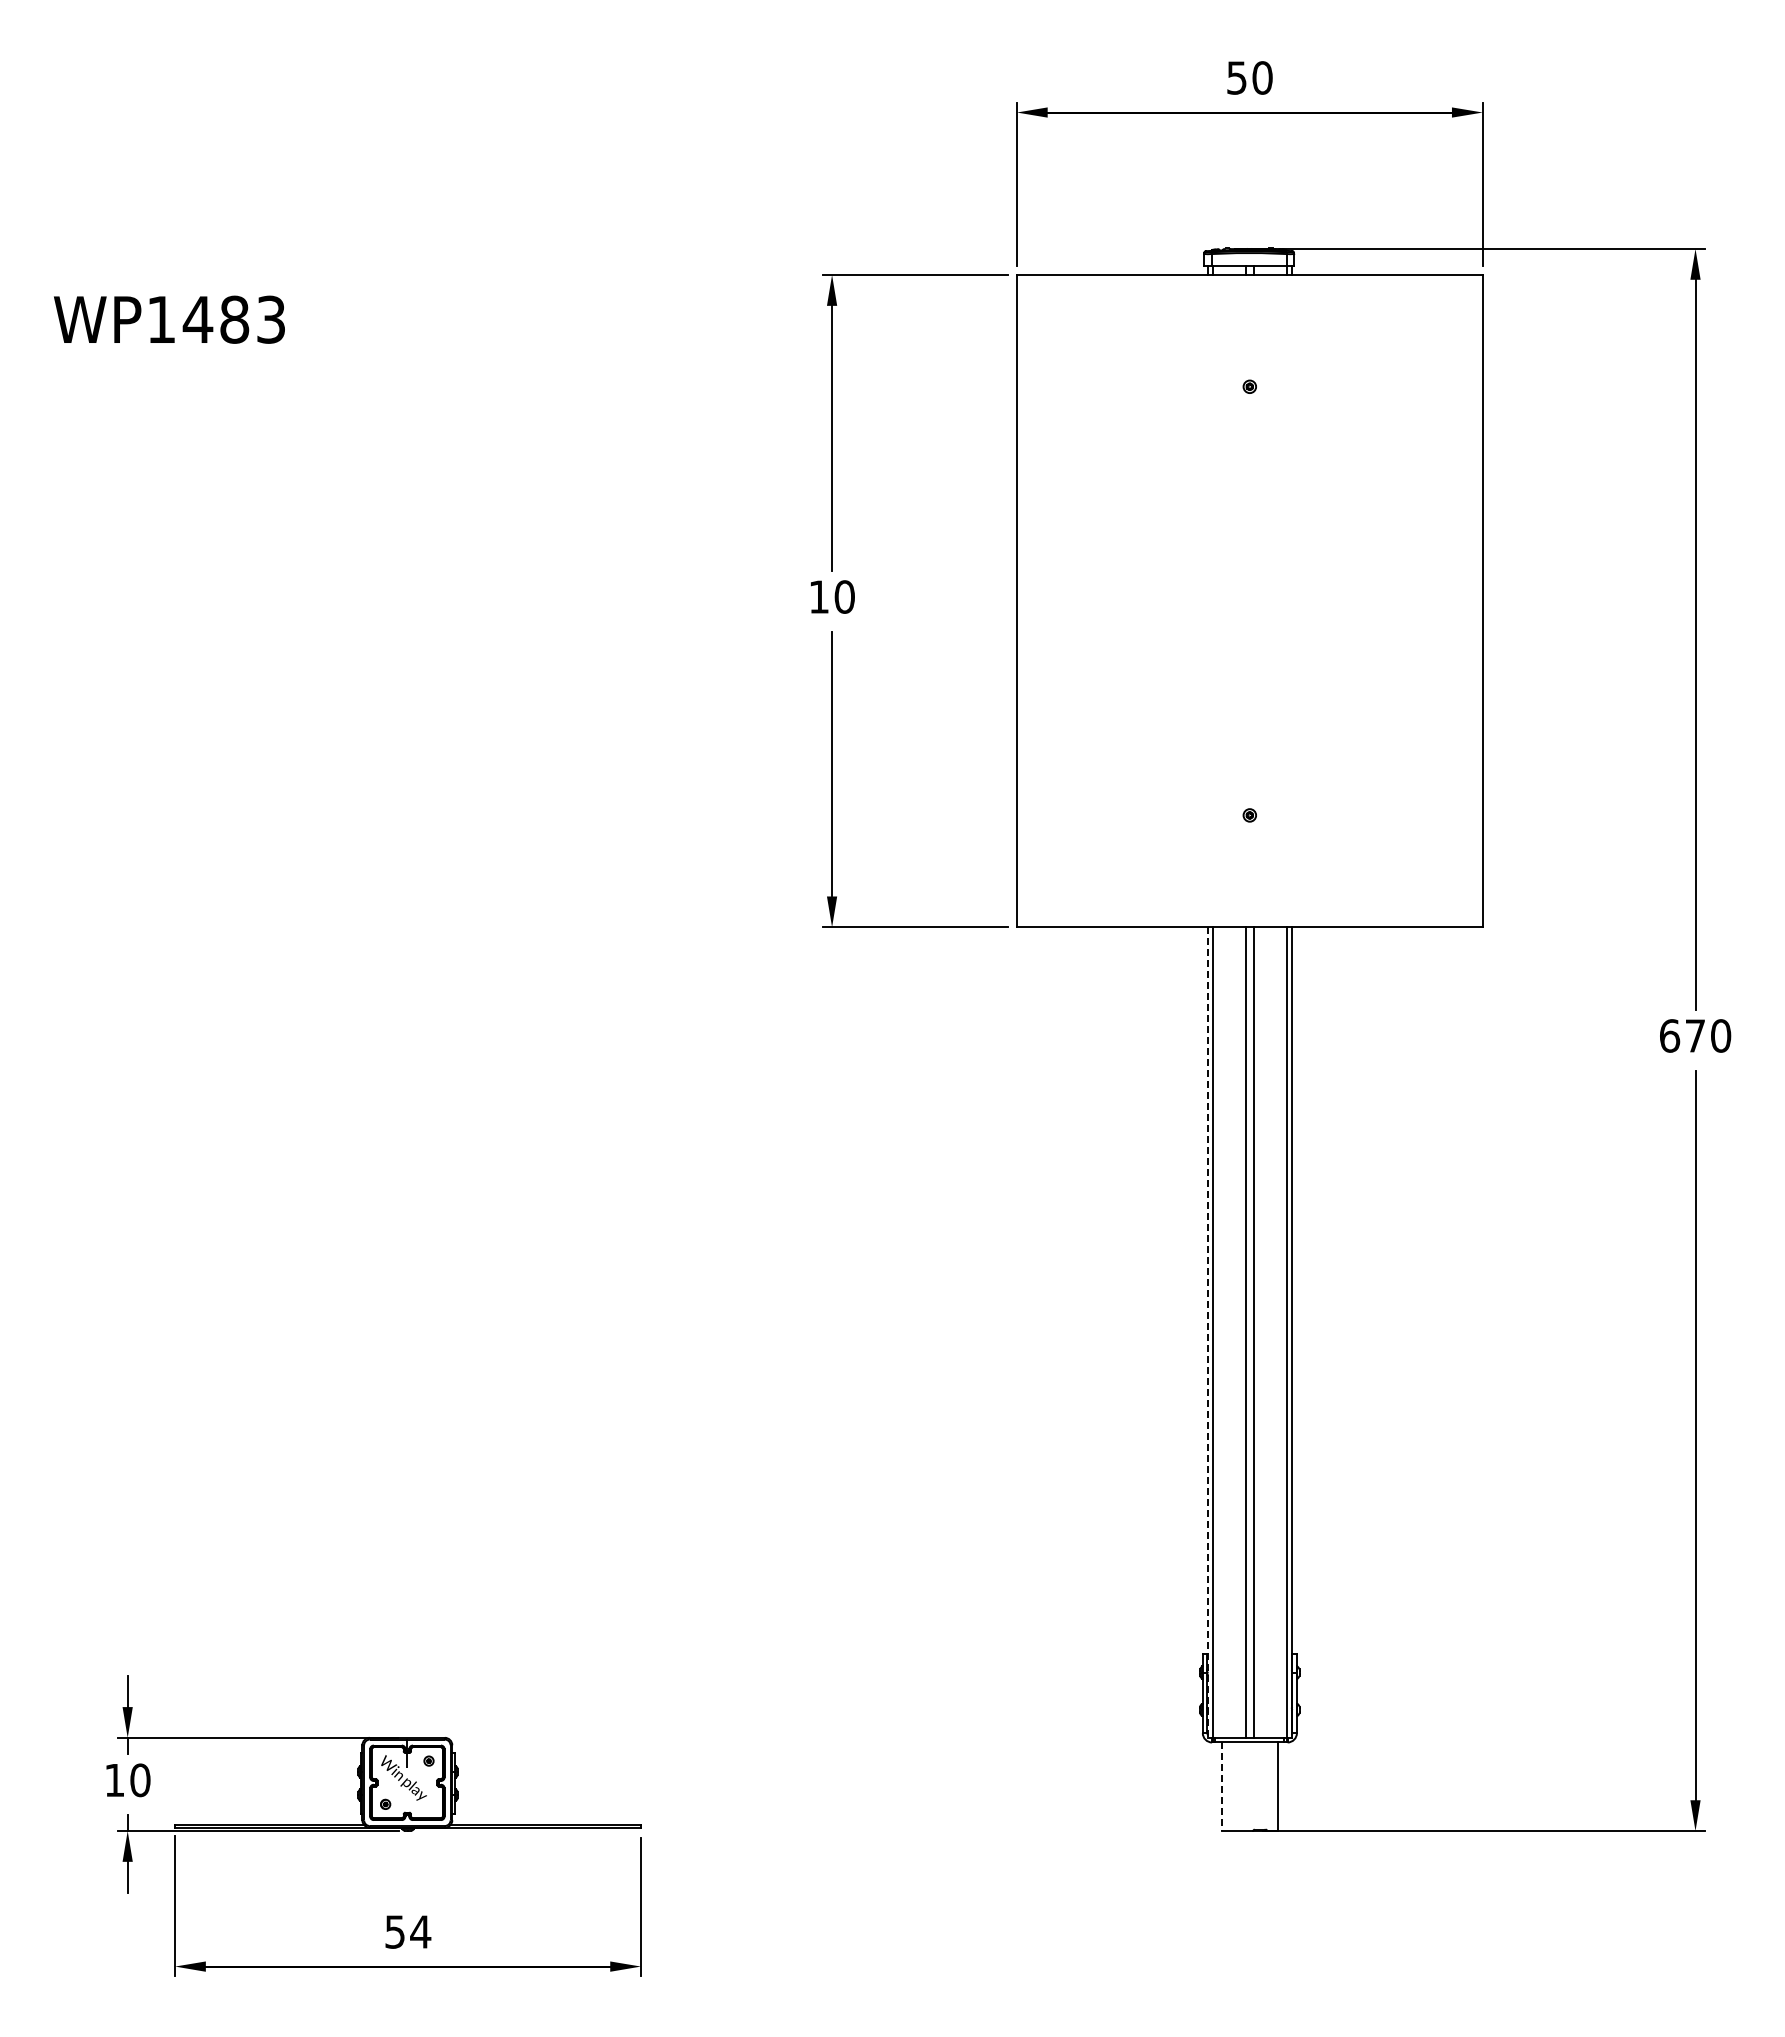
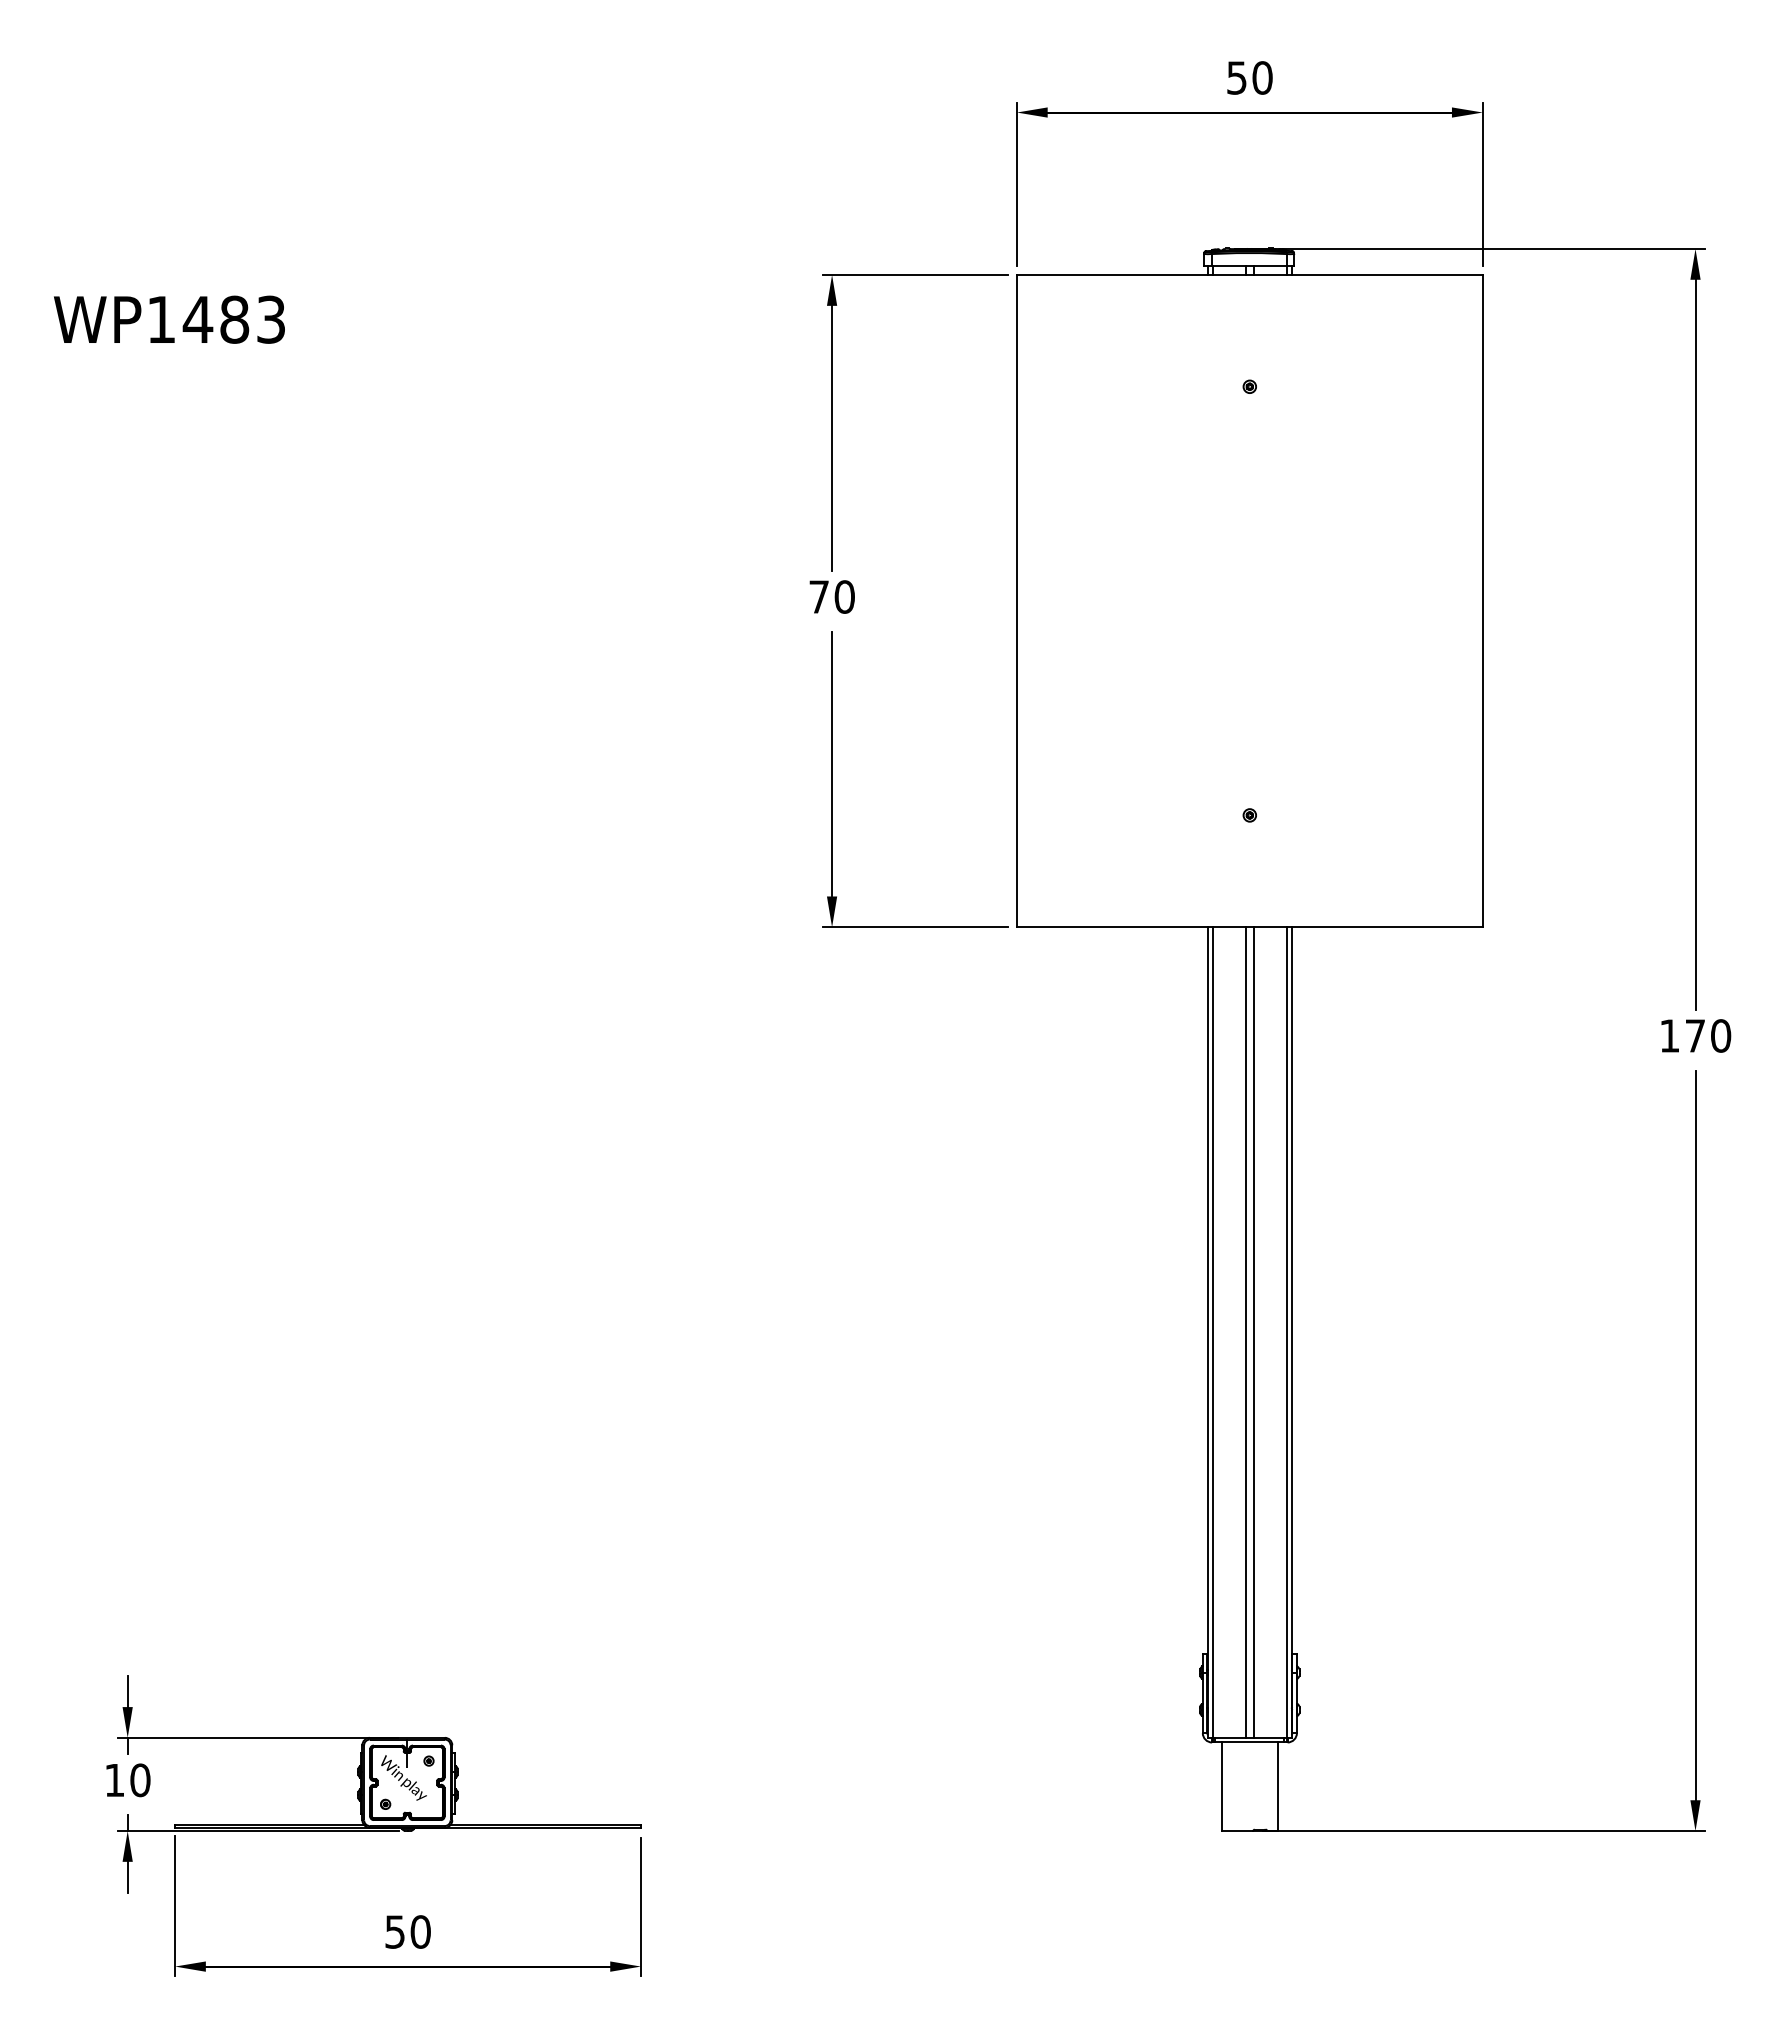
text: 10 -> 70 (818, 596)
text: 670 -> 170 (1670, 1035)
line: dashed -> solid (1207, 1333)
line: dashed -> solid (1221, 1787)
text: 54 -> 50 (420, 1931)
